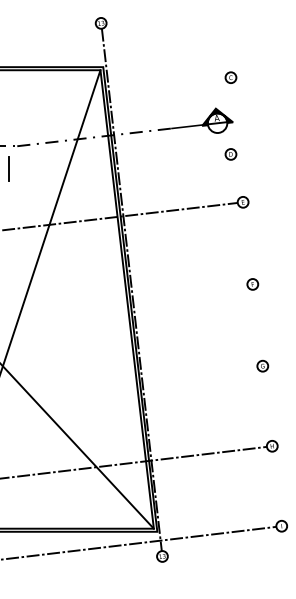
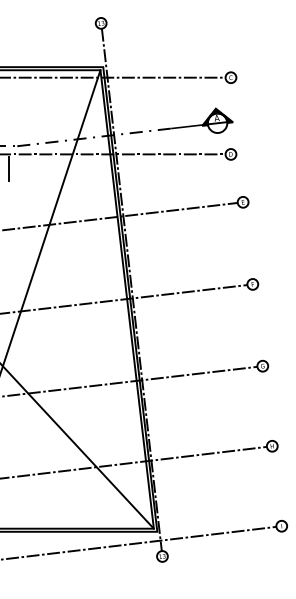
line: none -> present (113, 77)
line: none -> present (113, 154)
line: none -> present (124, 299)
line: none -> present (129, 381)
